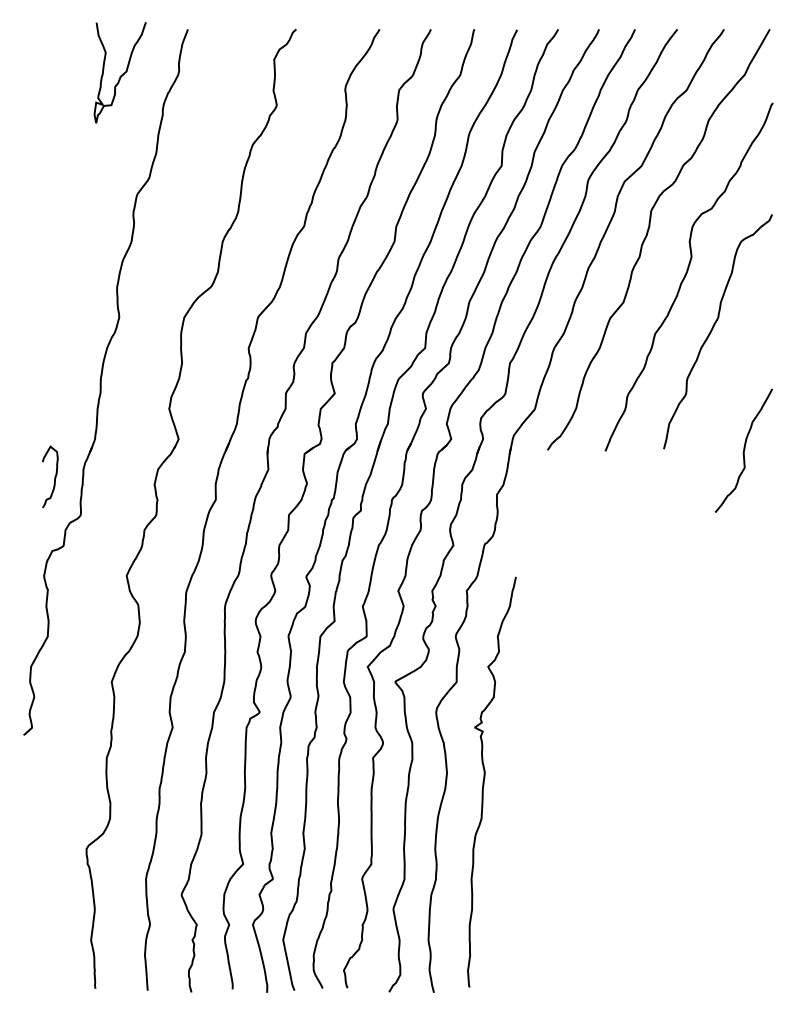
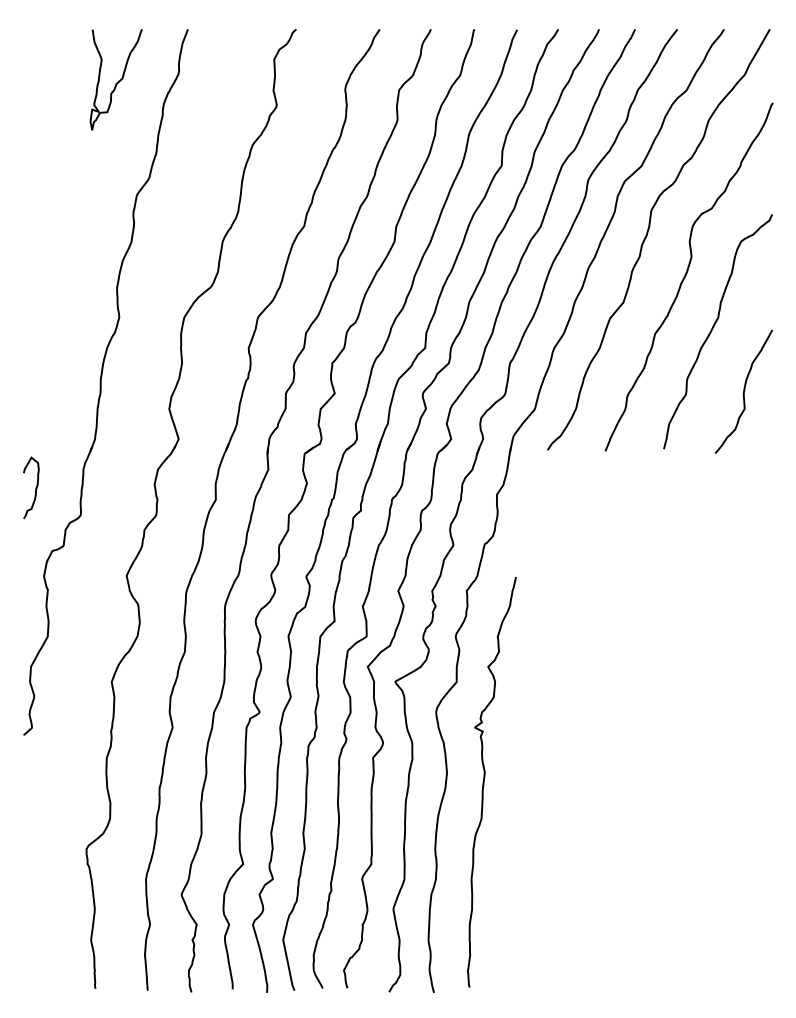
curve position: (121, 74) -> (117, 81) (117, 81)
curve position: (743, 450) -> (743, 391) (743, 391)
curve position: (54, 476) -> (35, 487) (35, 487)
